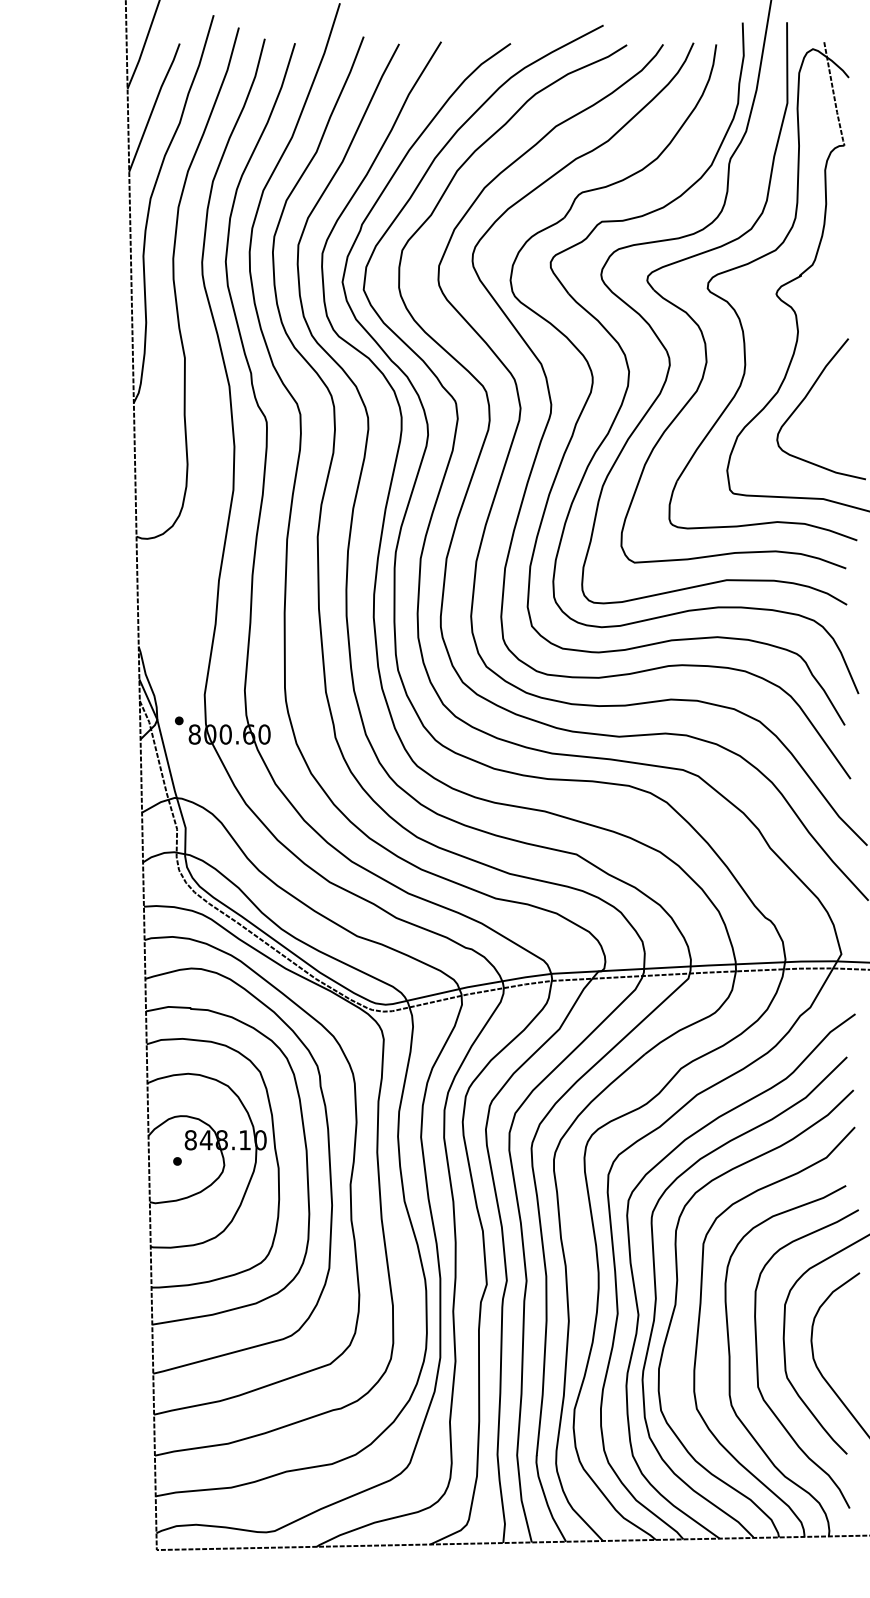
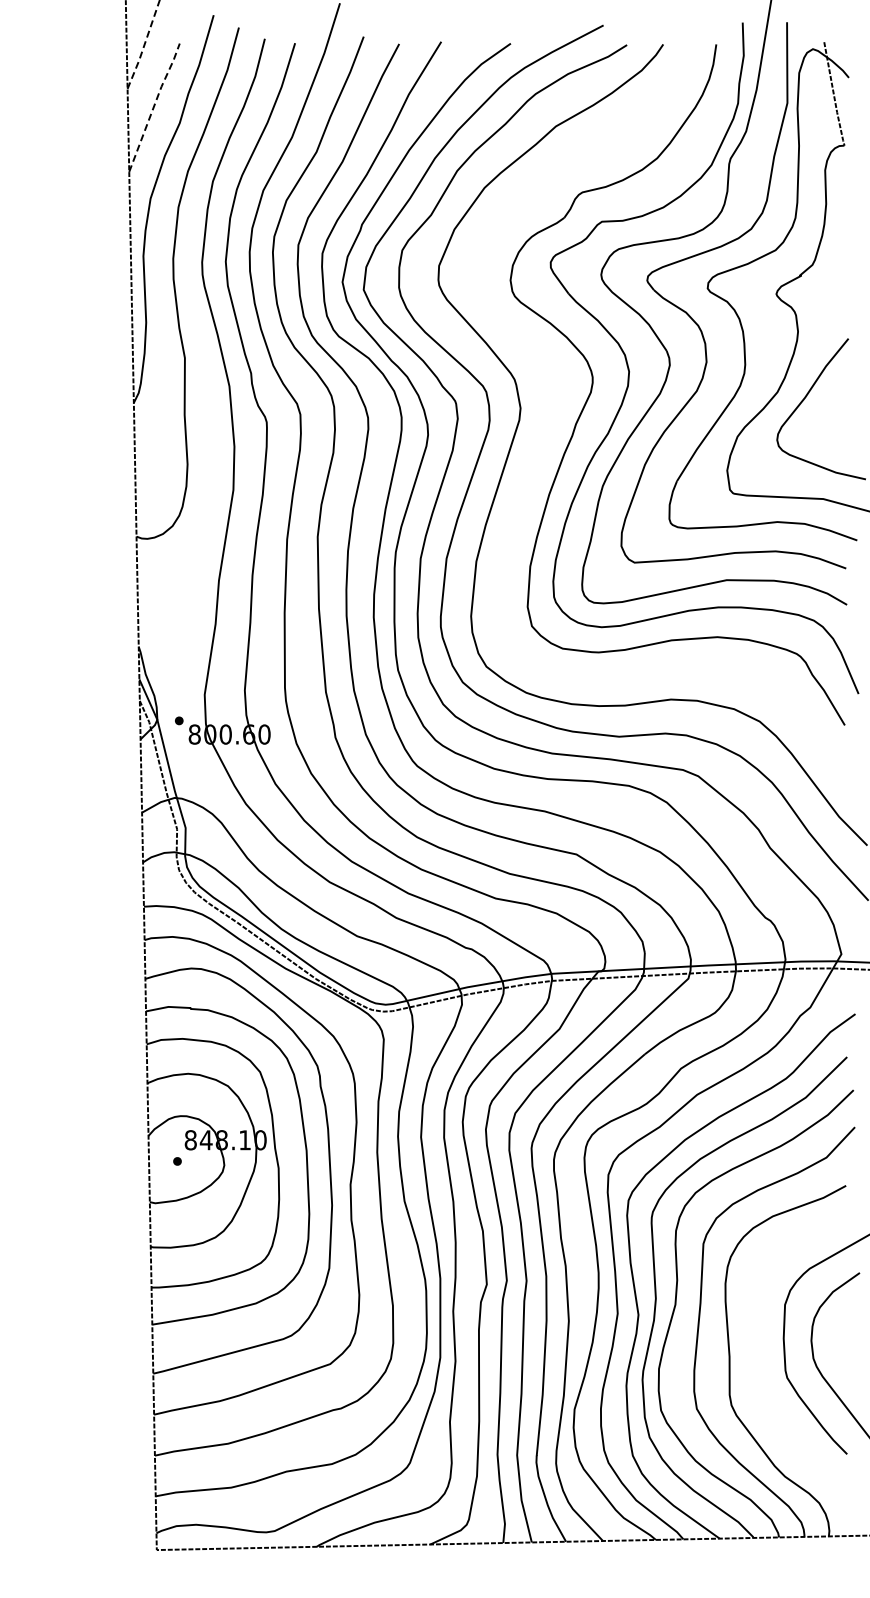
line: solid -> dashed (144, 45)
line: solid -> dashed (154, 105)
curve: present -> none (552, 407)
curve: present -> none (758, 1364)
